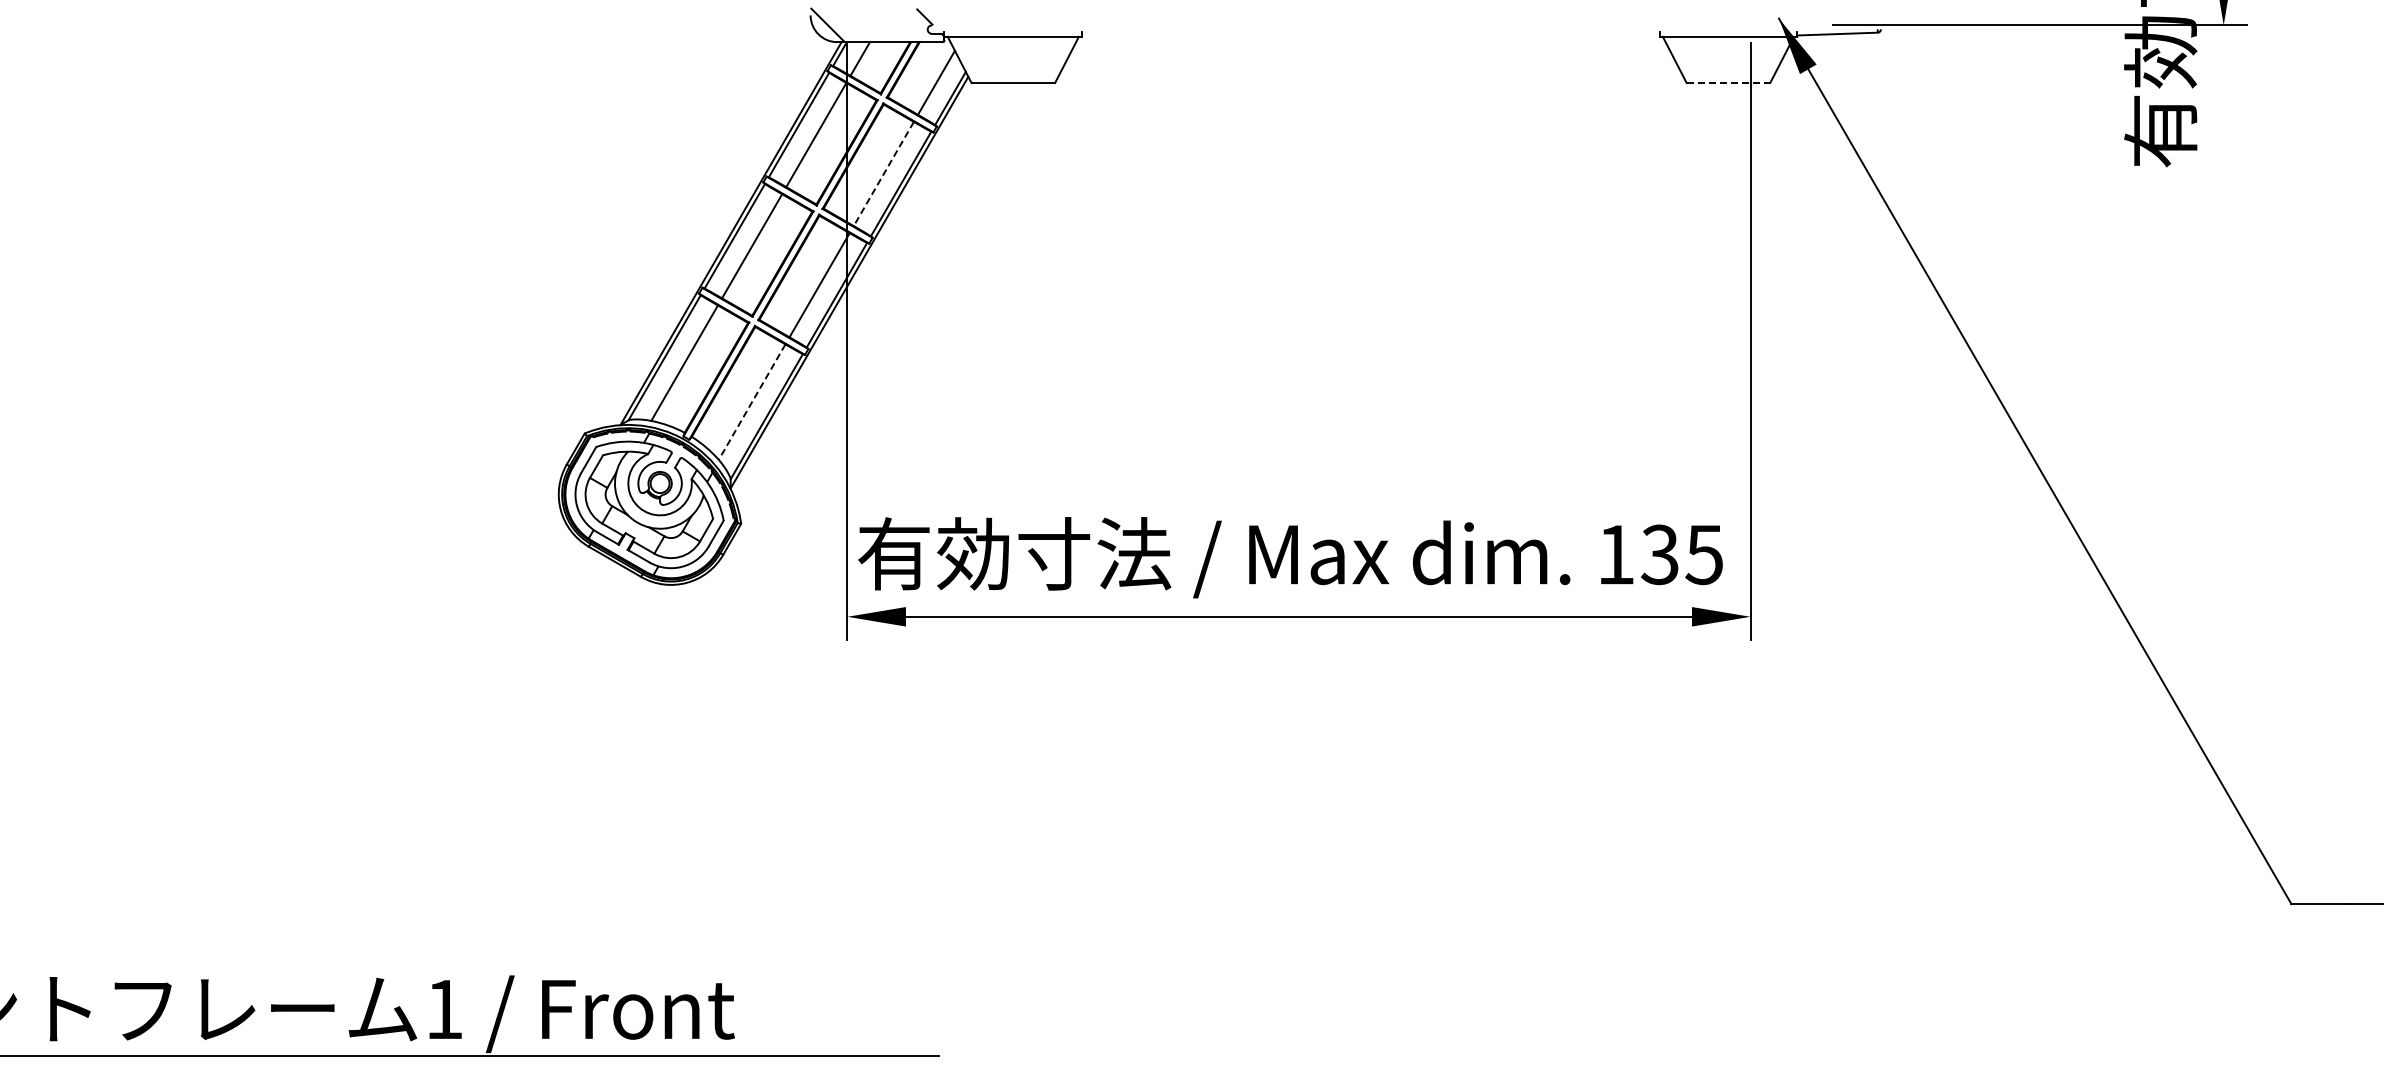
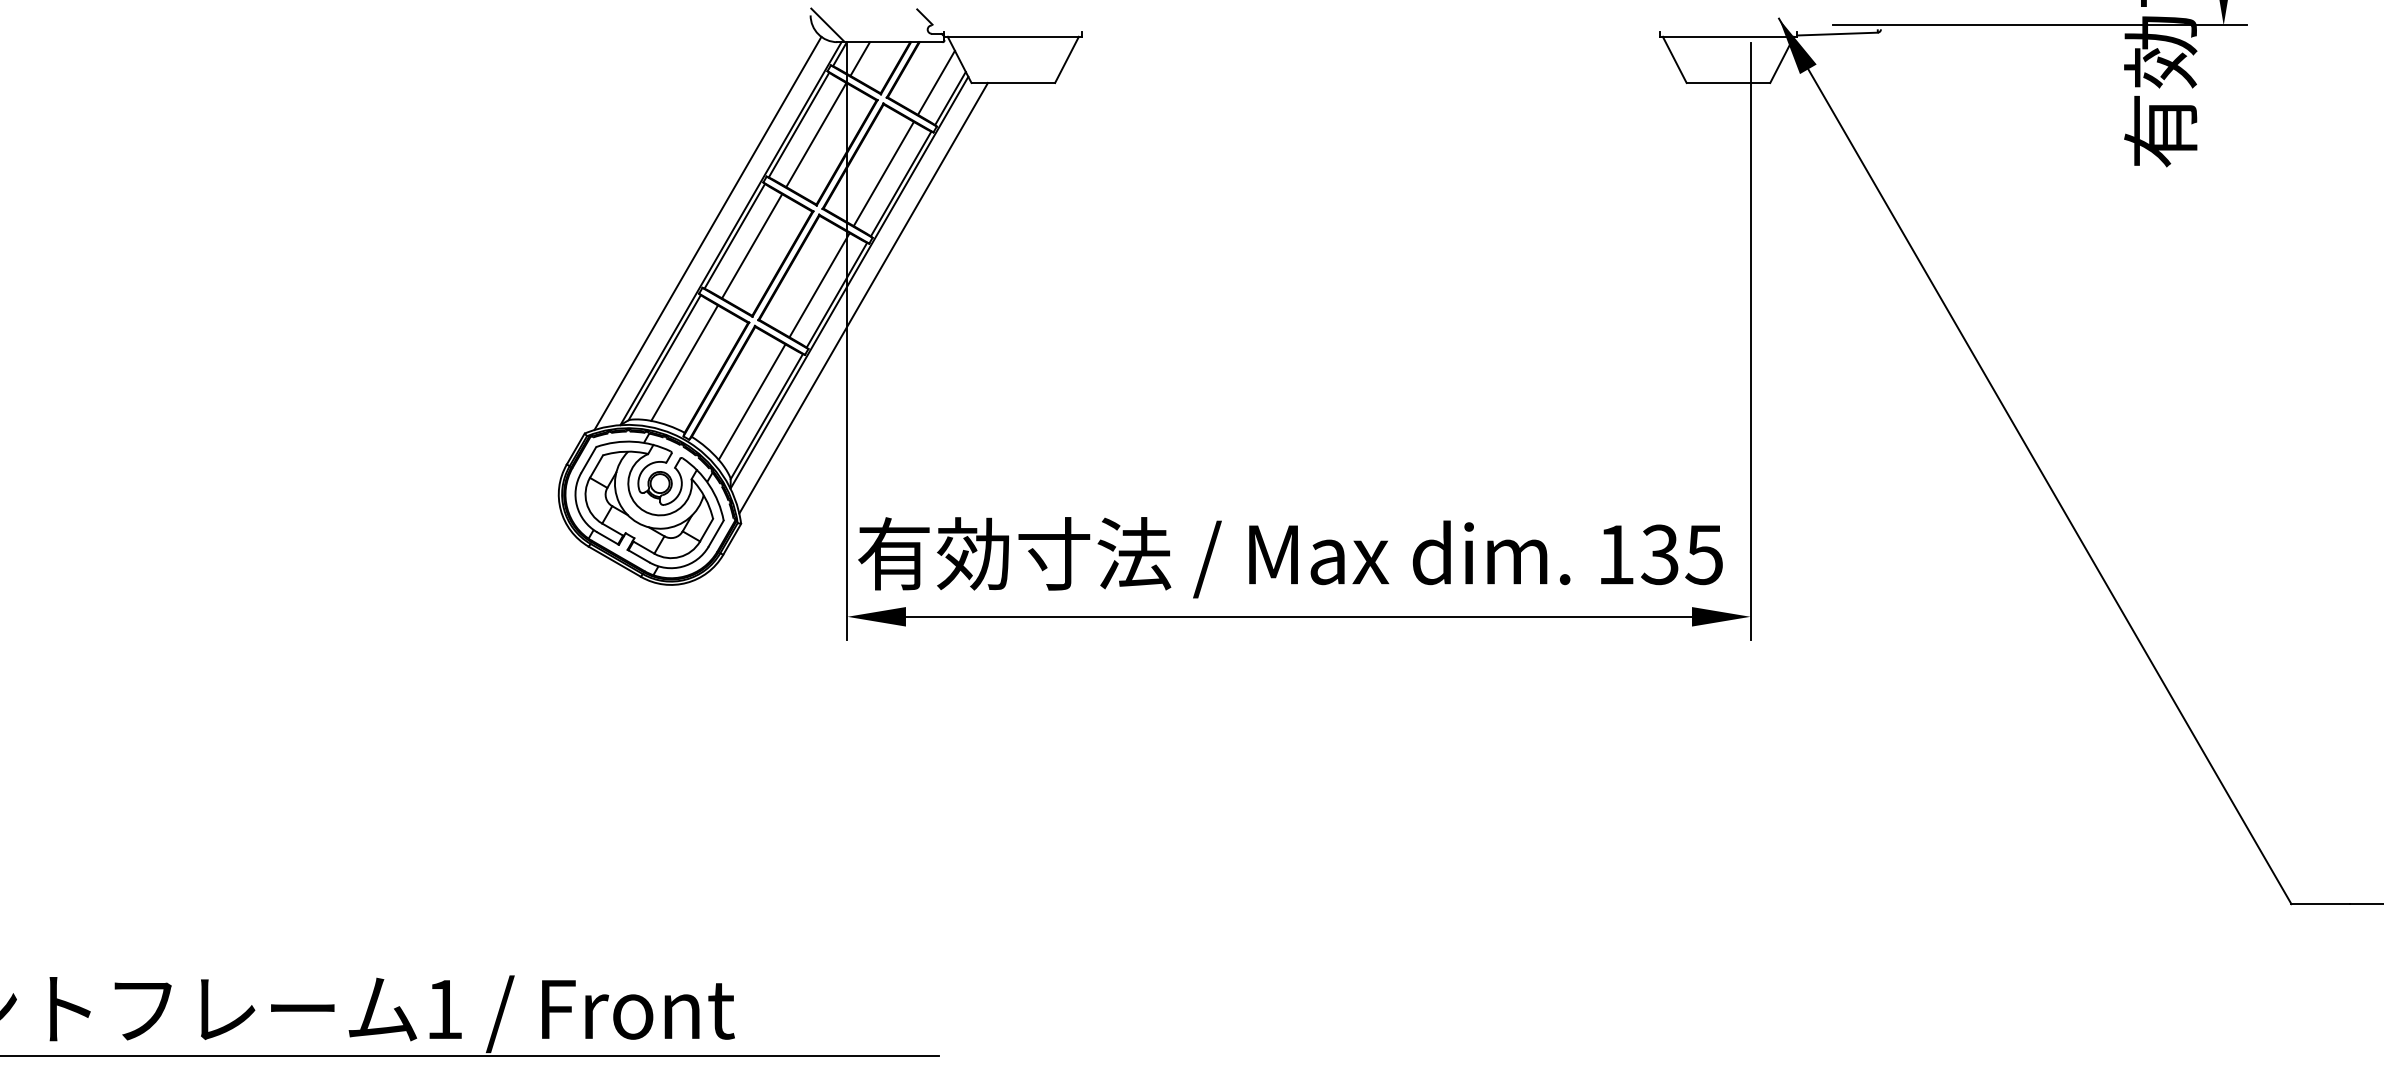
line: dashed -> solid (1728, 82)
line: dashed -> solid (883, 174)
line: none -> present (707, 233)
line: none -> present (863, 297)
line: dashed -> solid (752, 402)
